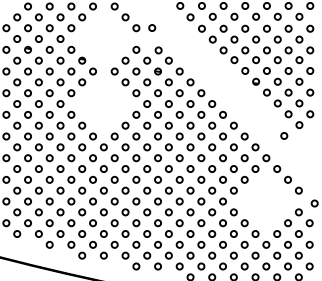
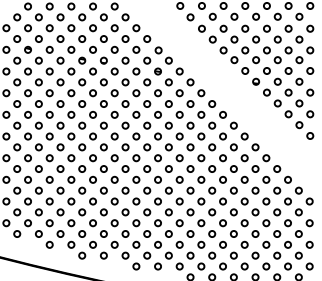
circle position: (152, 27) -> (147, 38) (147, 38)
part: none -> present (103, 38)
part: none -> present (103, 103)
circle position: (284, 135) -> (310, 135) (310, 135)
part: none -> present (265, 201)
circle position: (314, 203) -> (309, 201) (309, 201)
